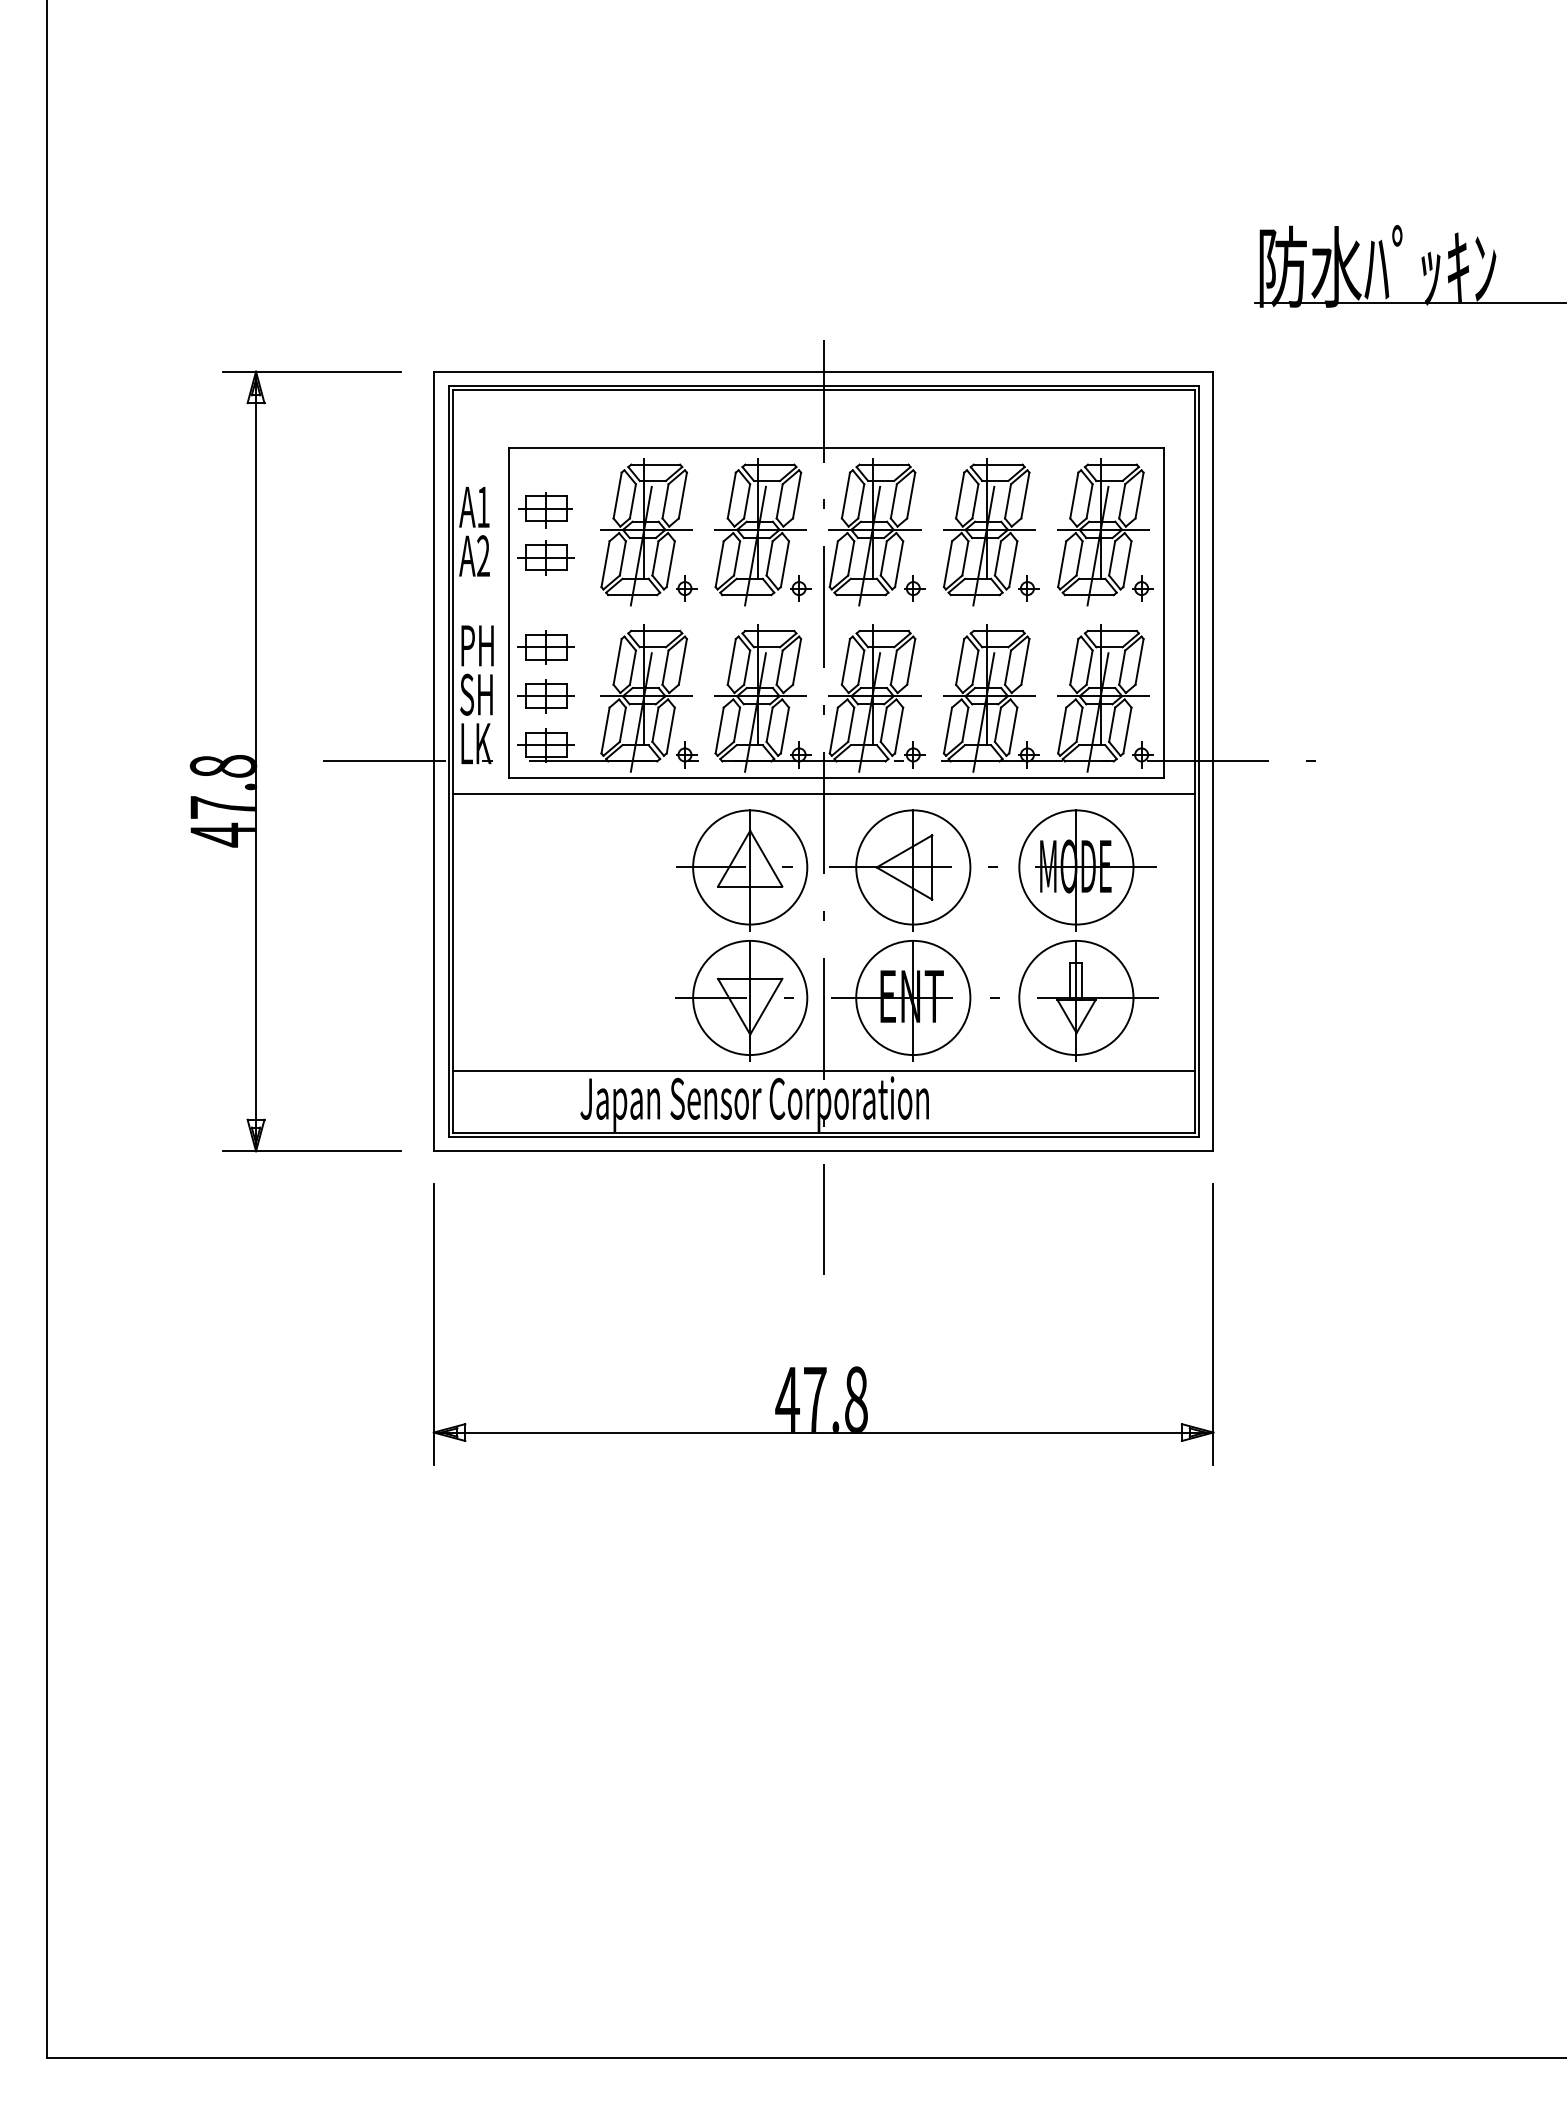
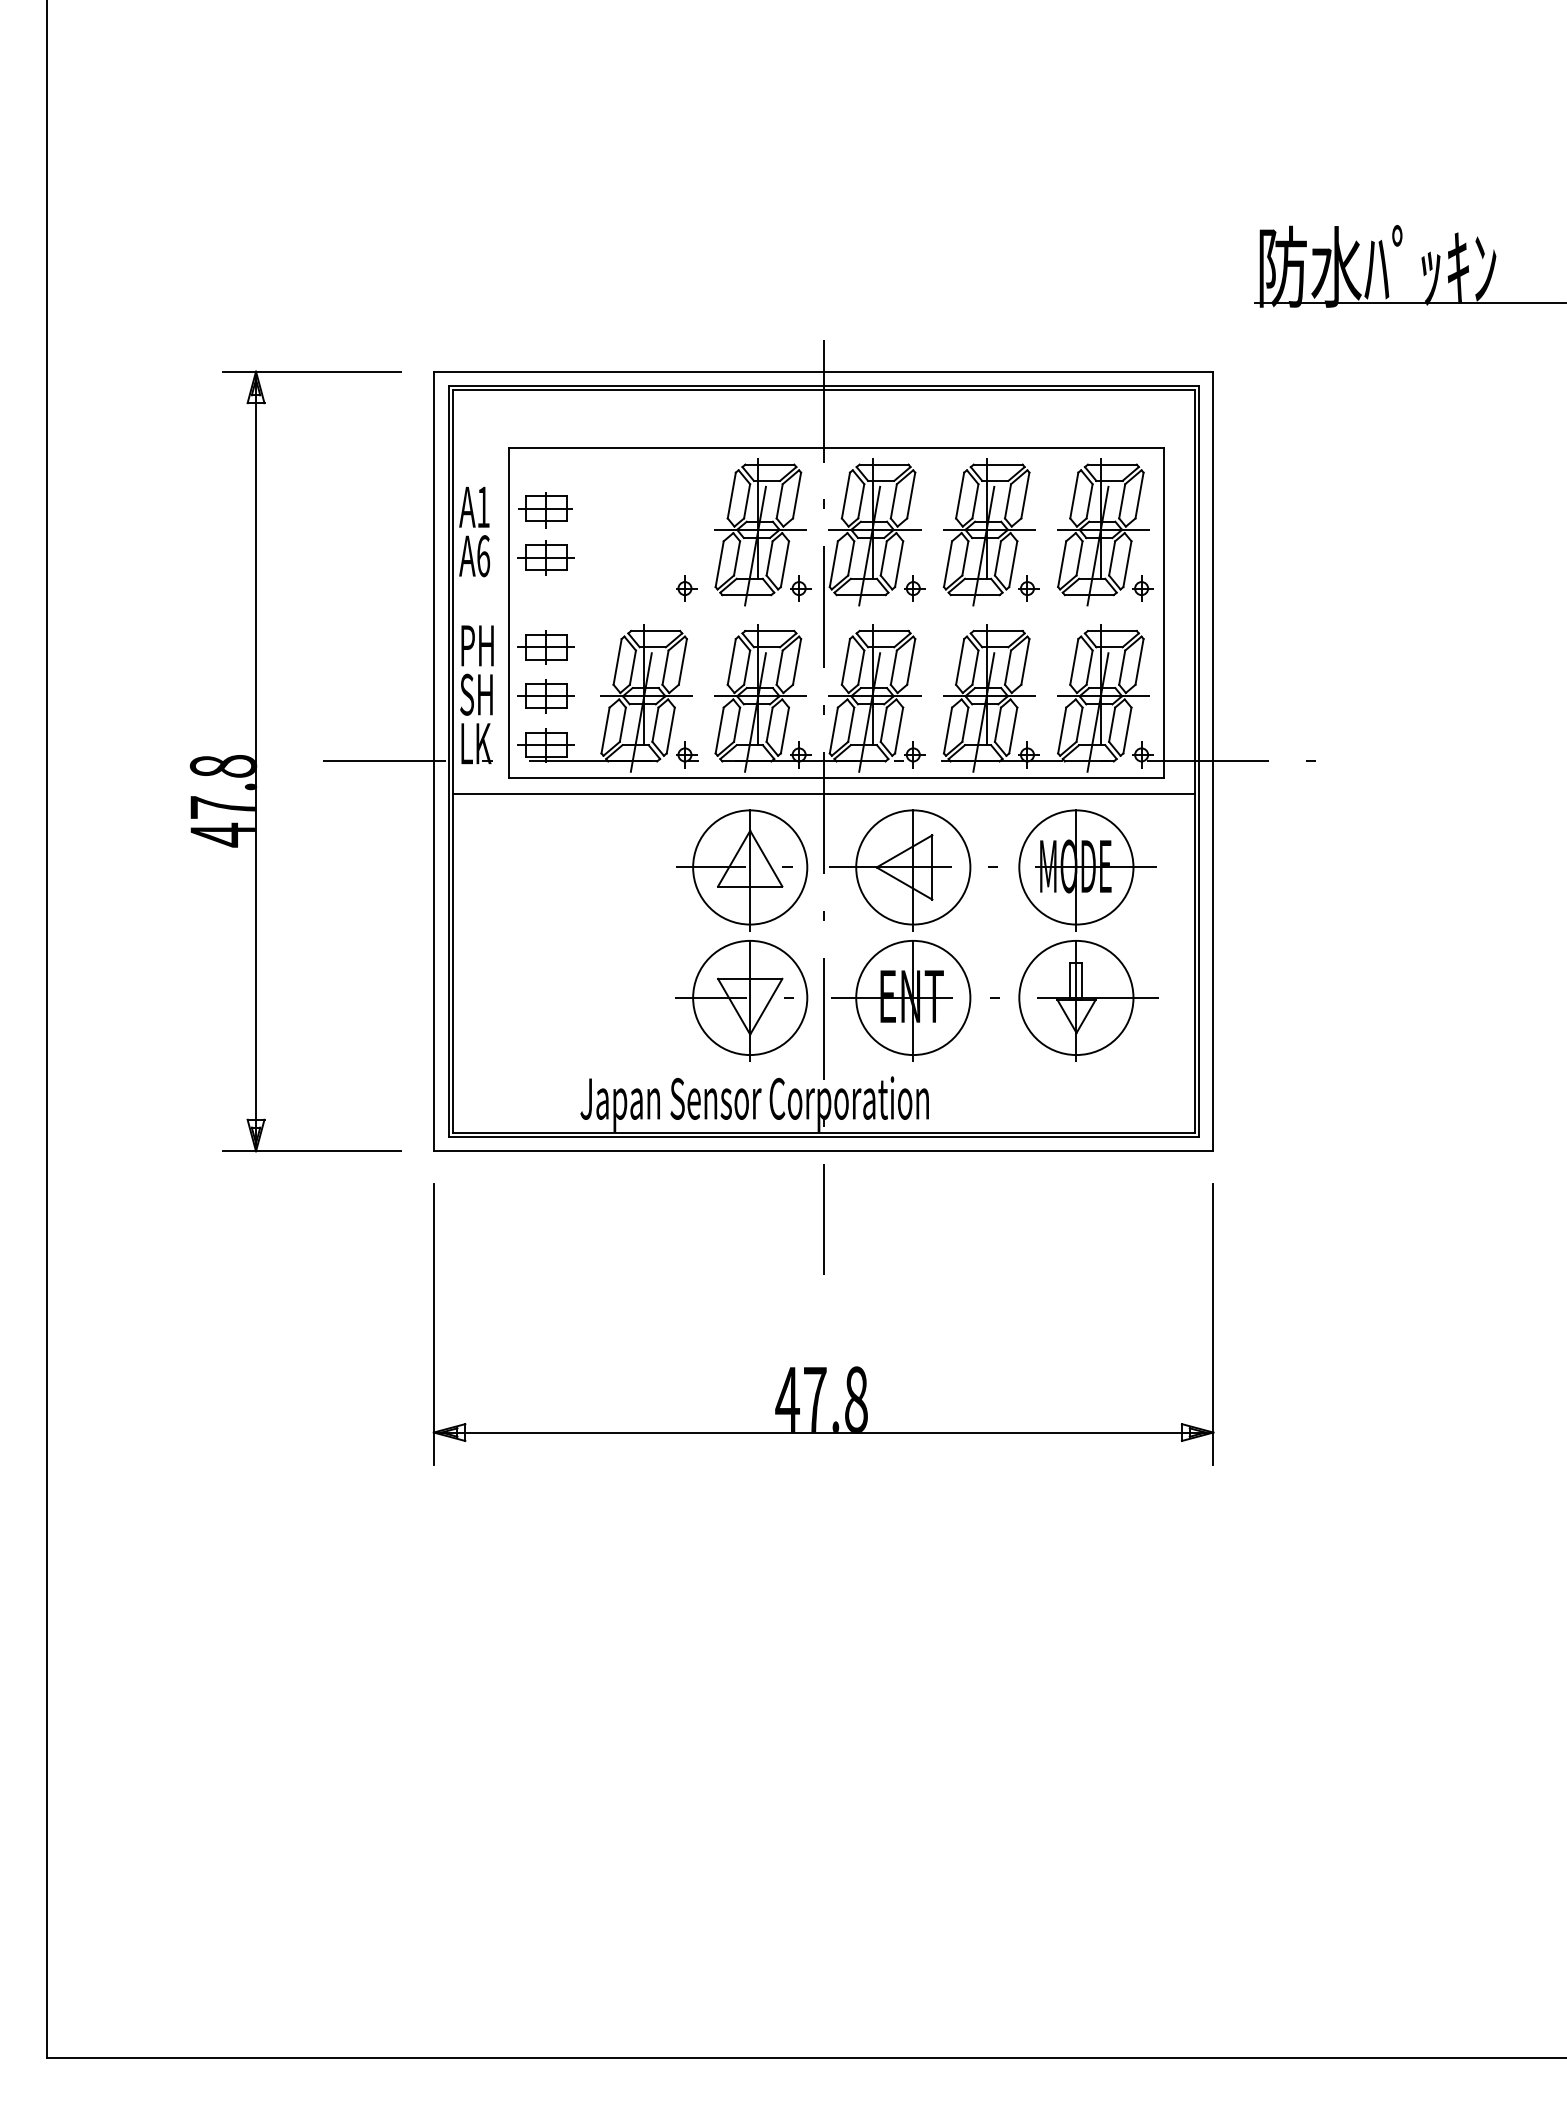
part: present -> none (646, 532)
text: A2 -> A6 (483, 556)
line: present -> none (823, 1071)
